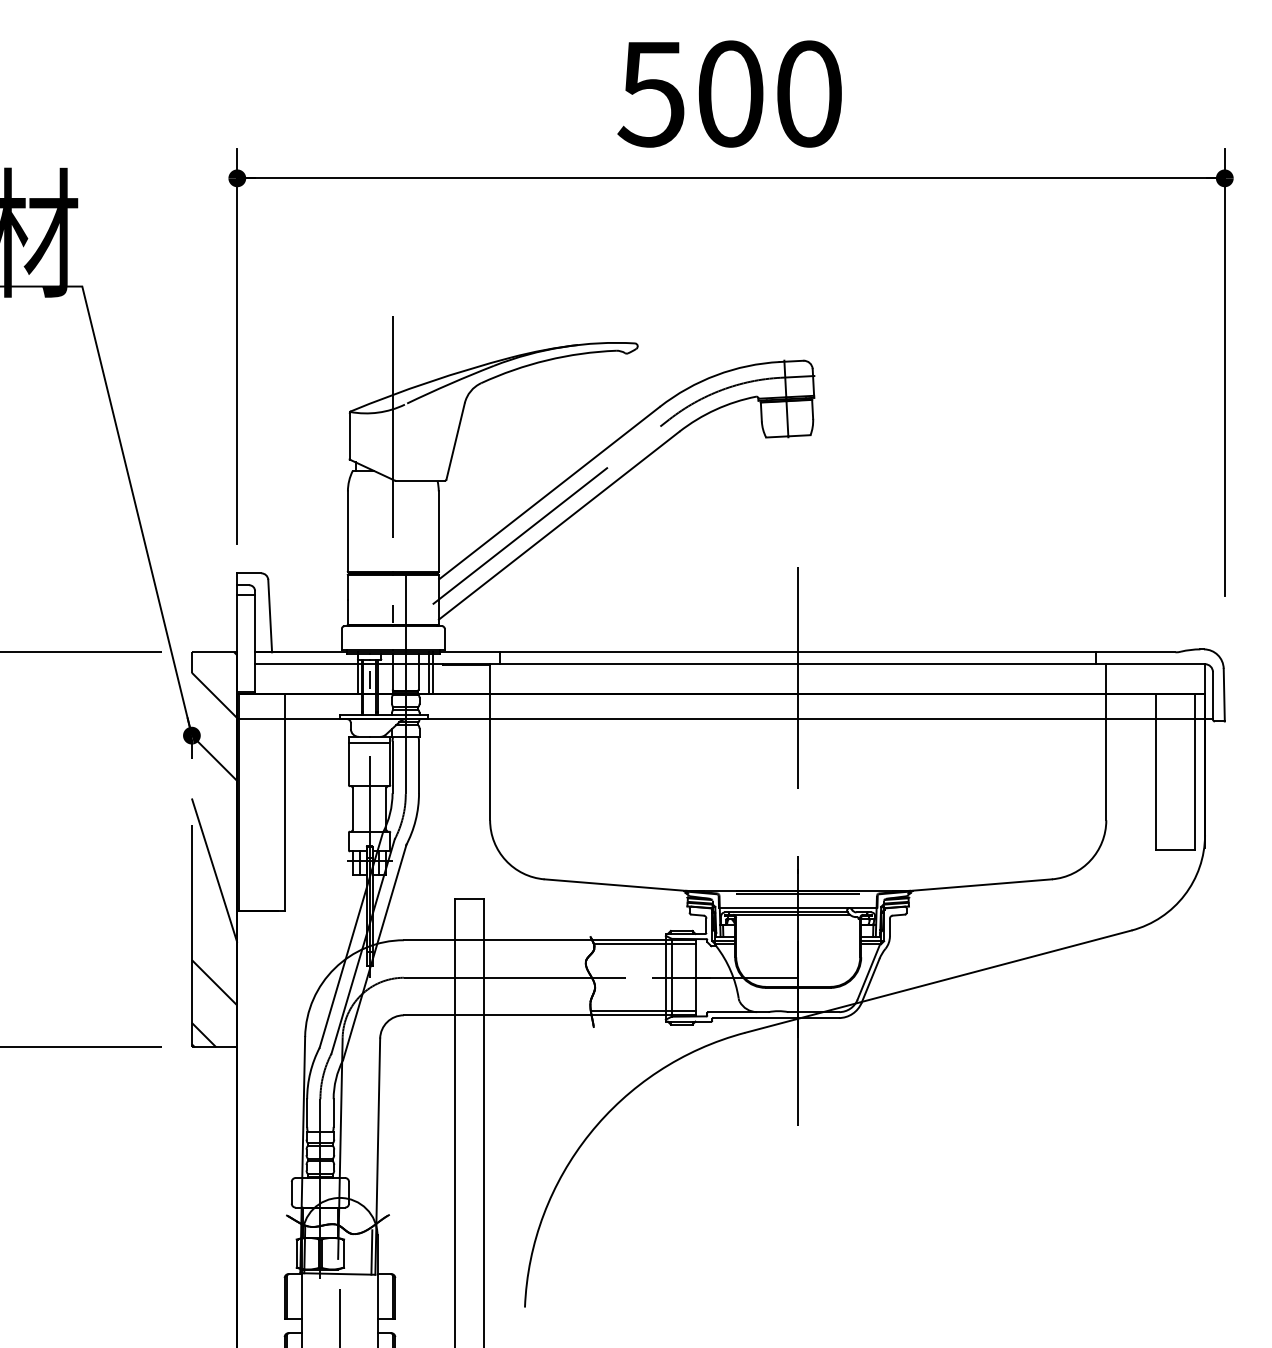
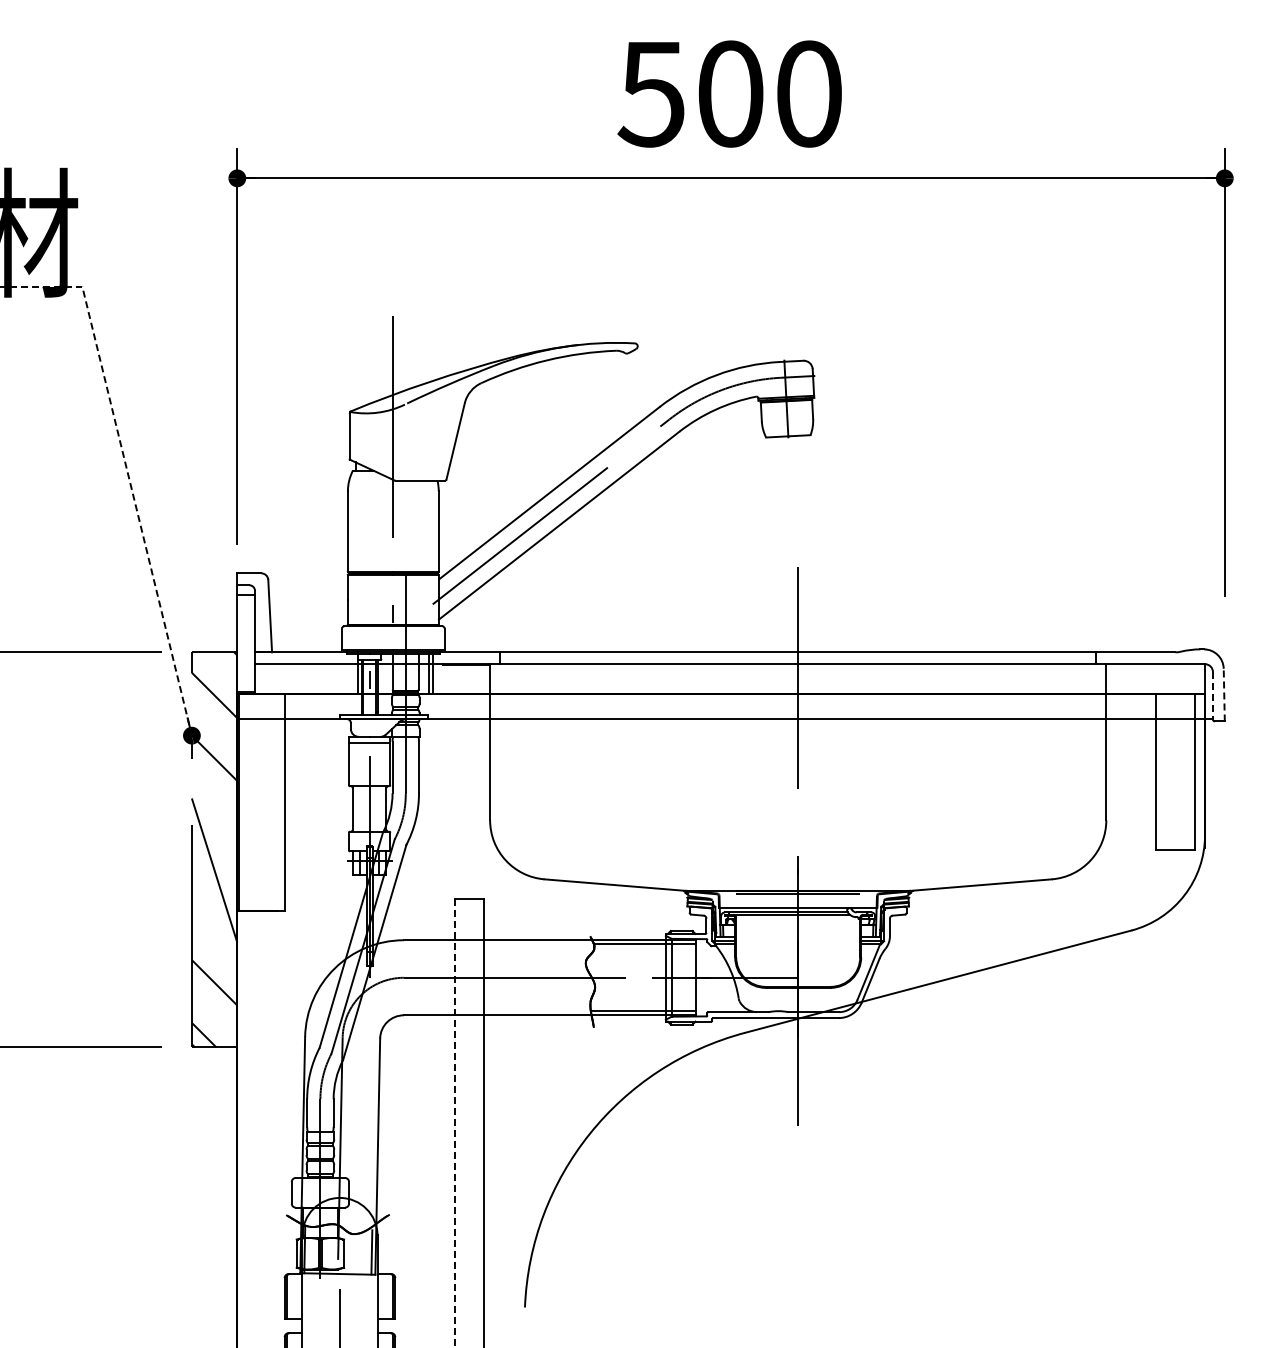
line: solid -> dashed (127, 470)
line: solid -> dashed (1224, 694)
line: solid -> dashed (1212, 695)
line: solid -> dashed (454, 1123)
